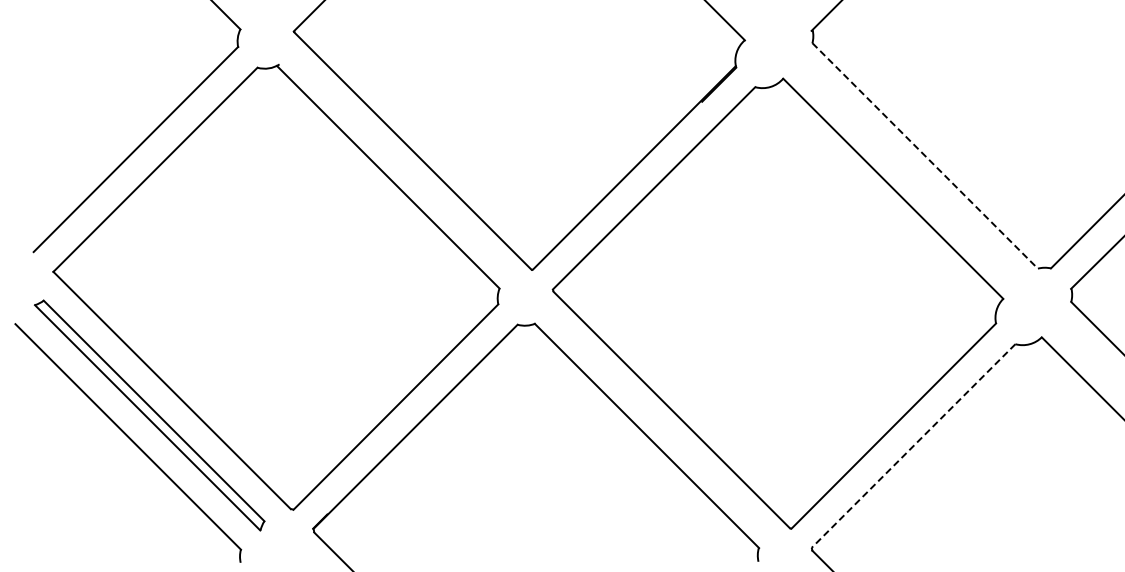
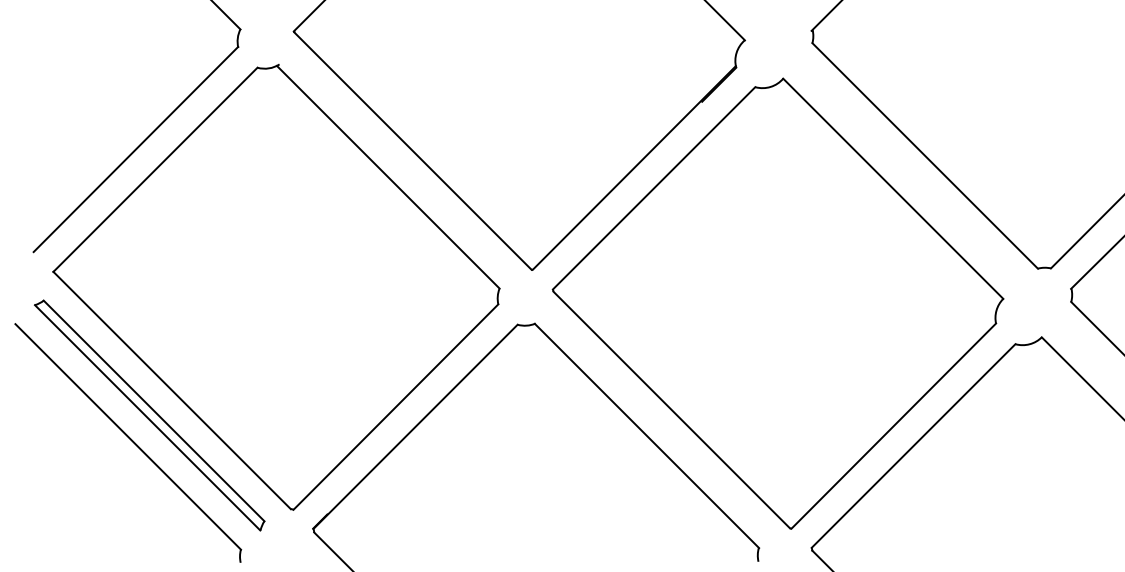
line: dashed -> solid (925, 156)
line: dashed -> solid (913, 446)
